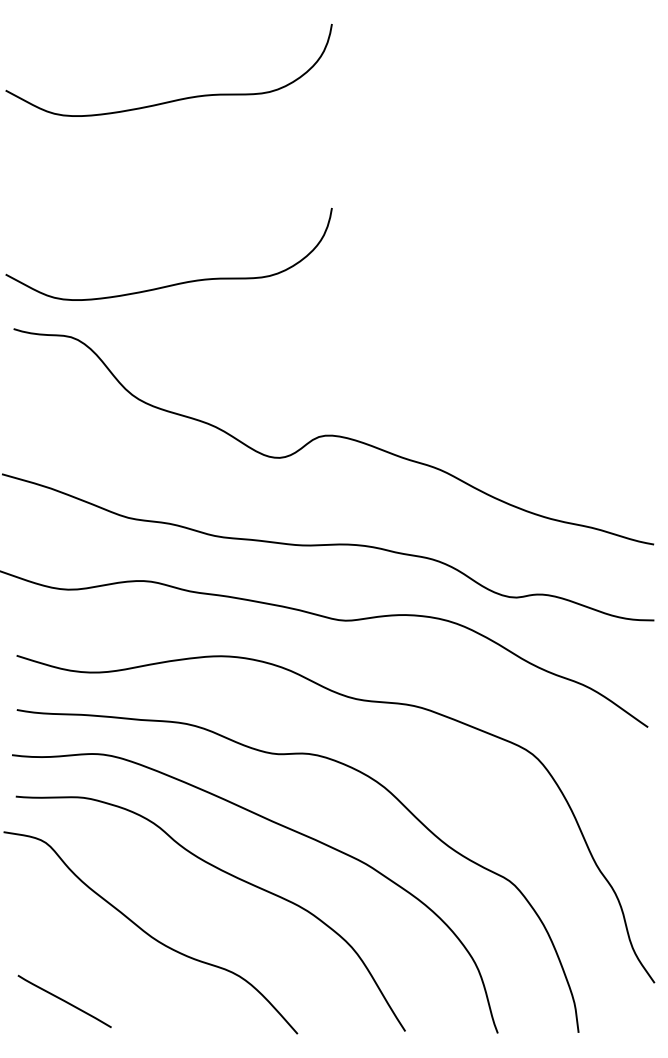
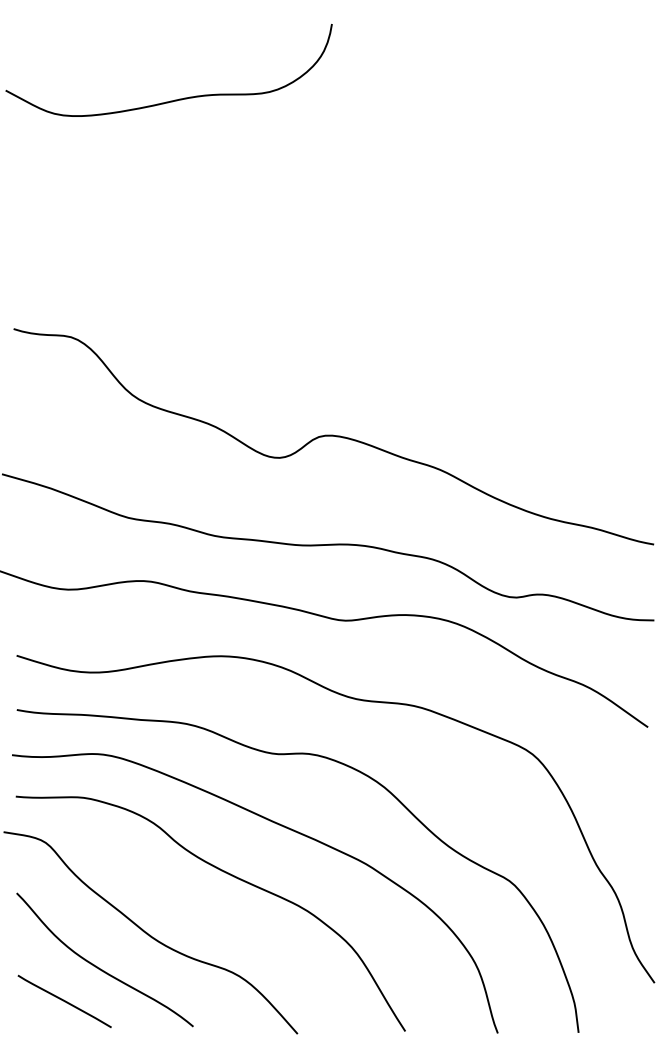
curve: present -> none (174, 283)
curve: none -> present (99, 967)
